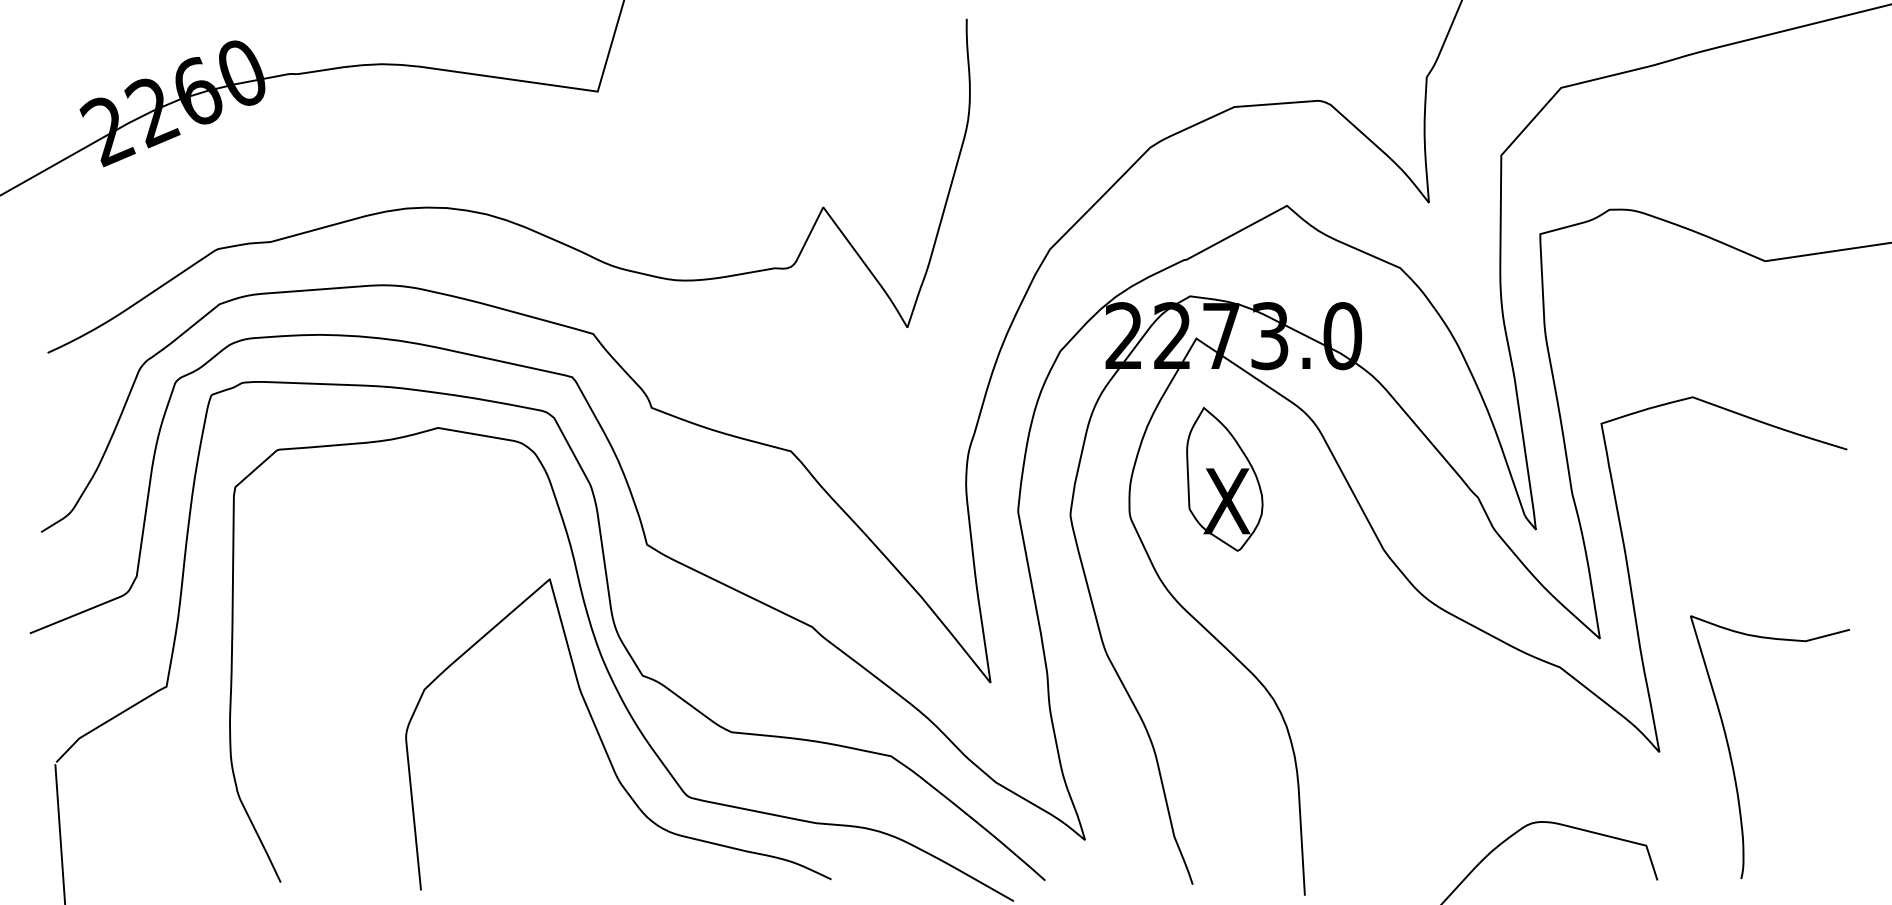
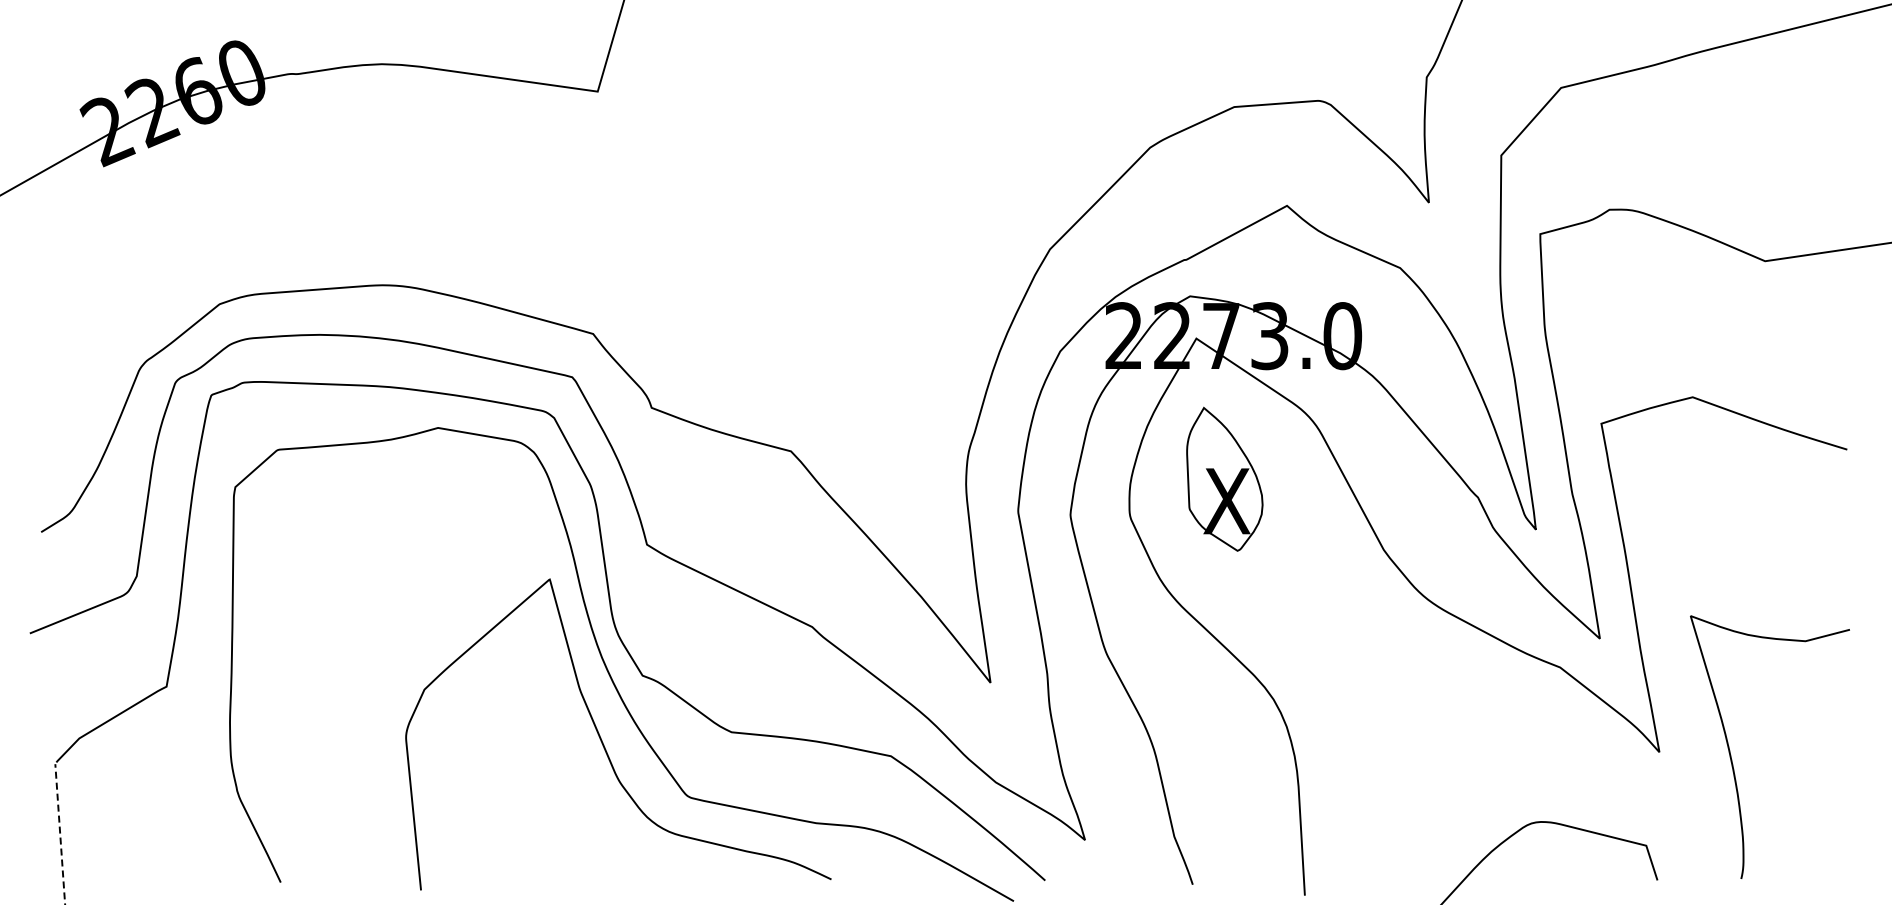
curve: present -> none (501, 217)
line: solid -> dashed (60, 833)
